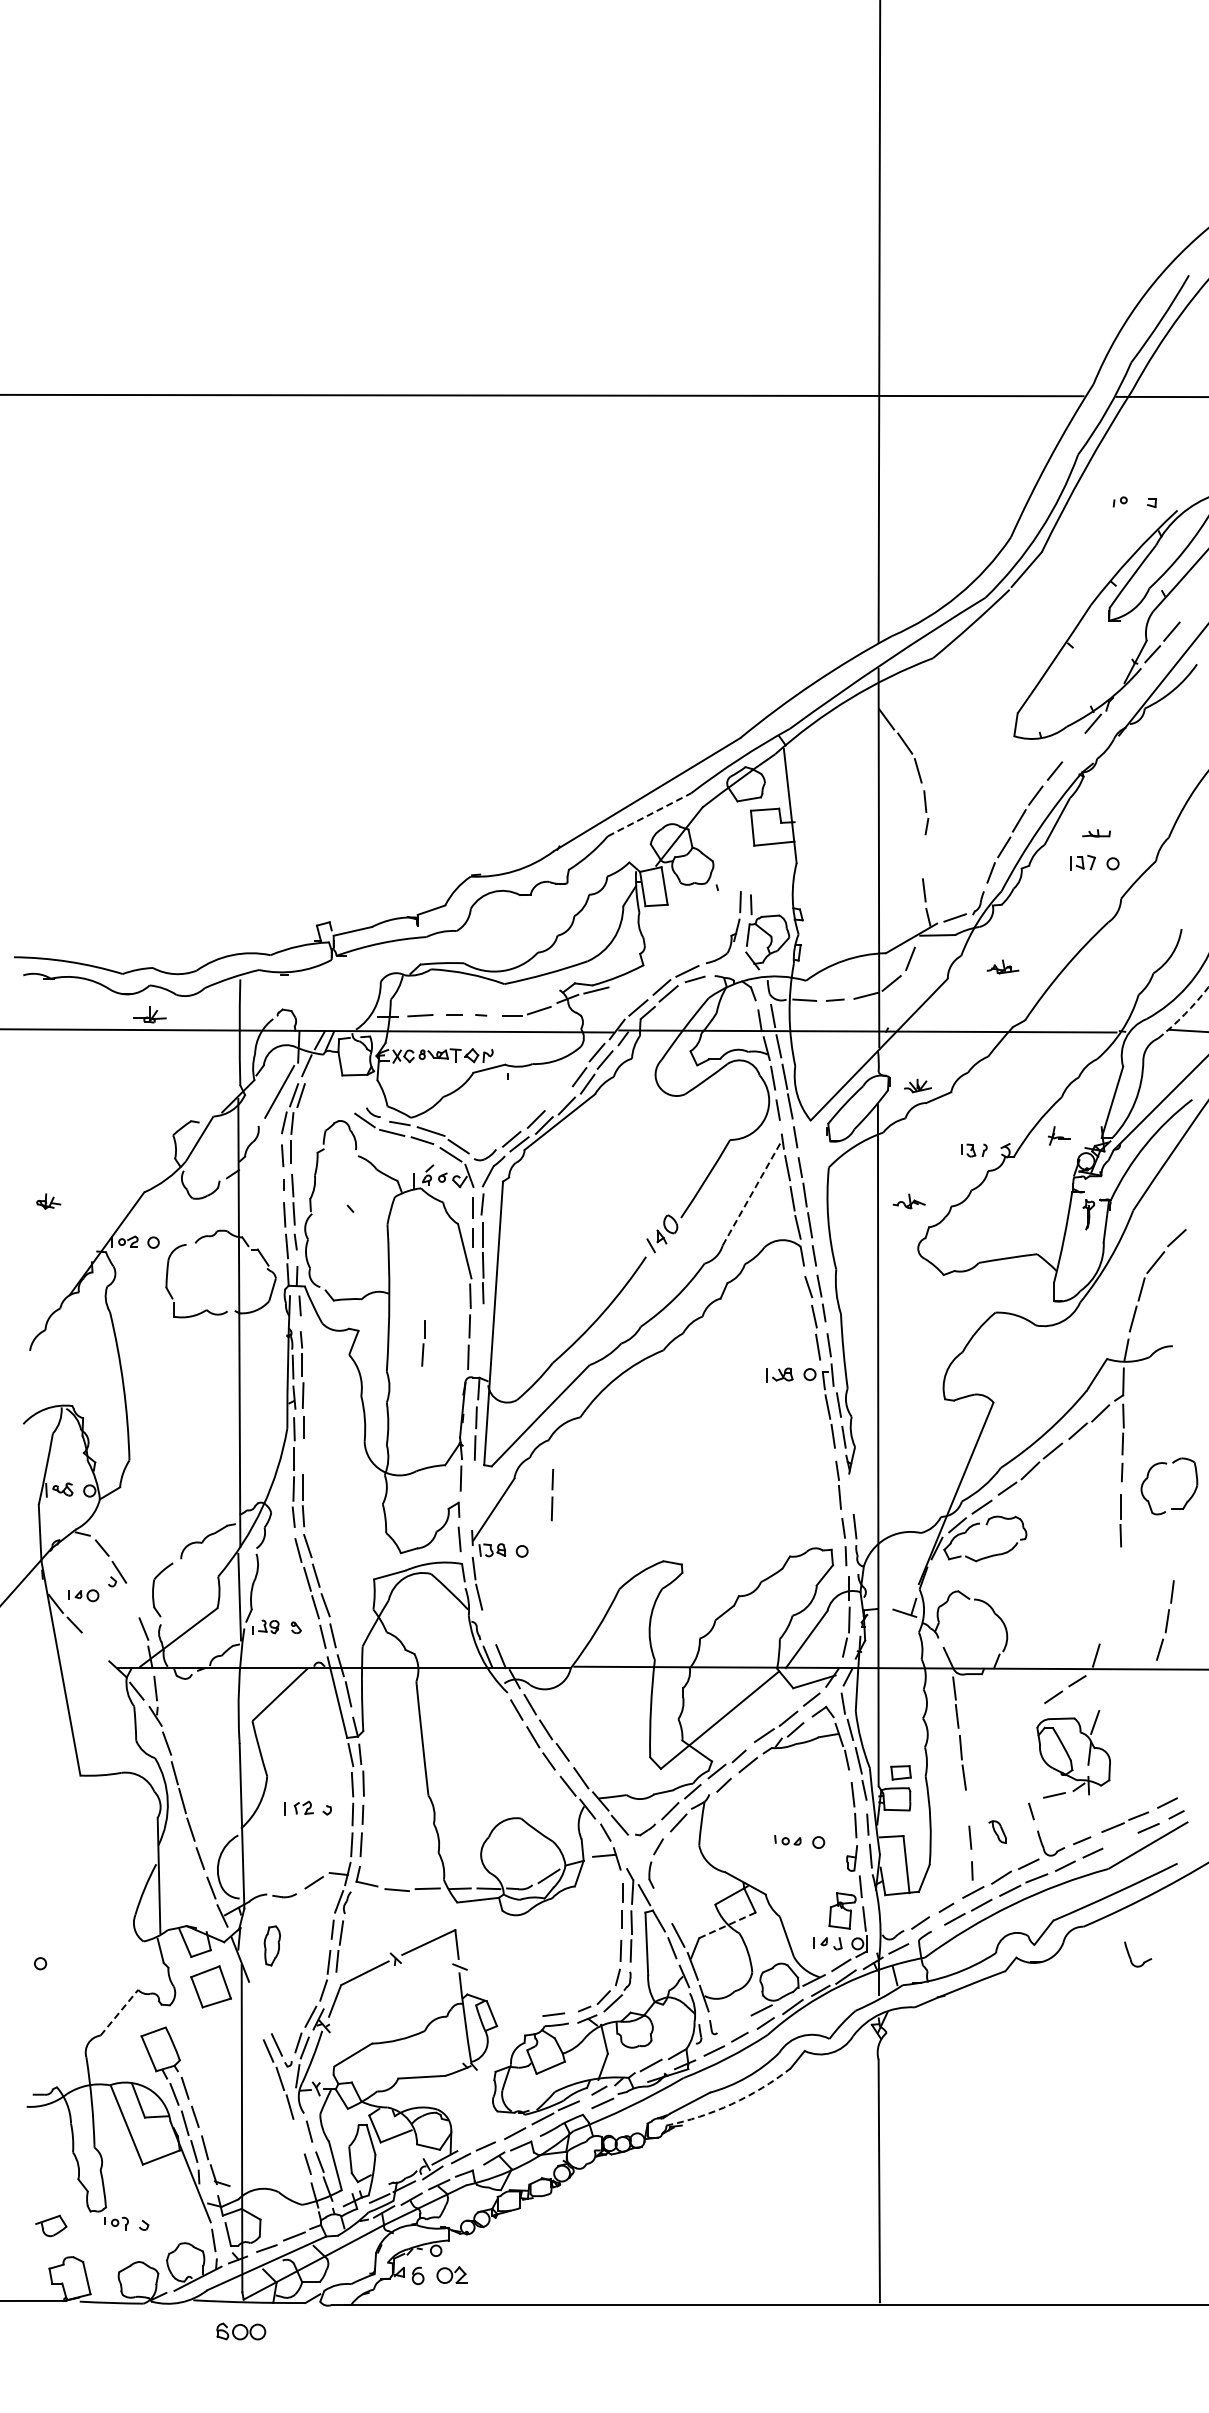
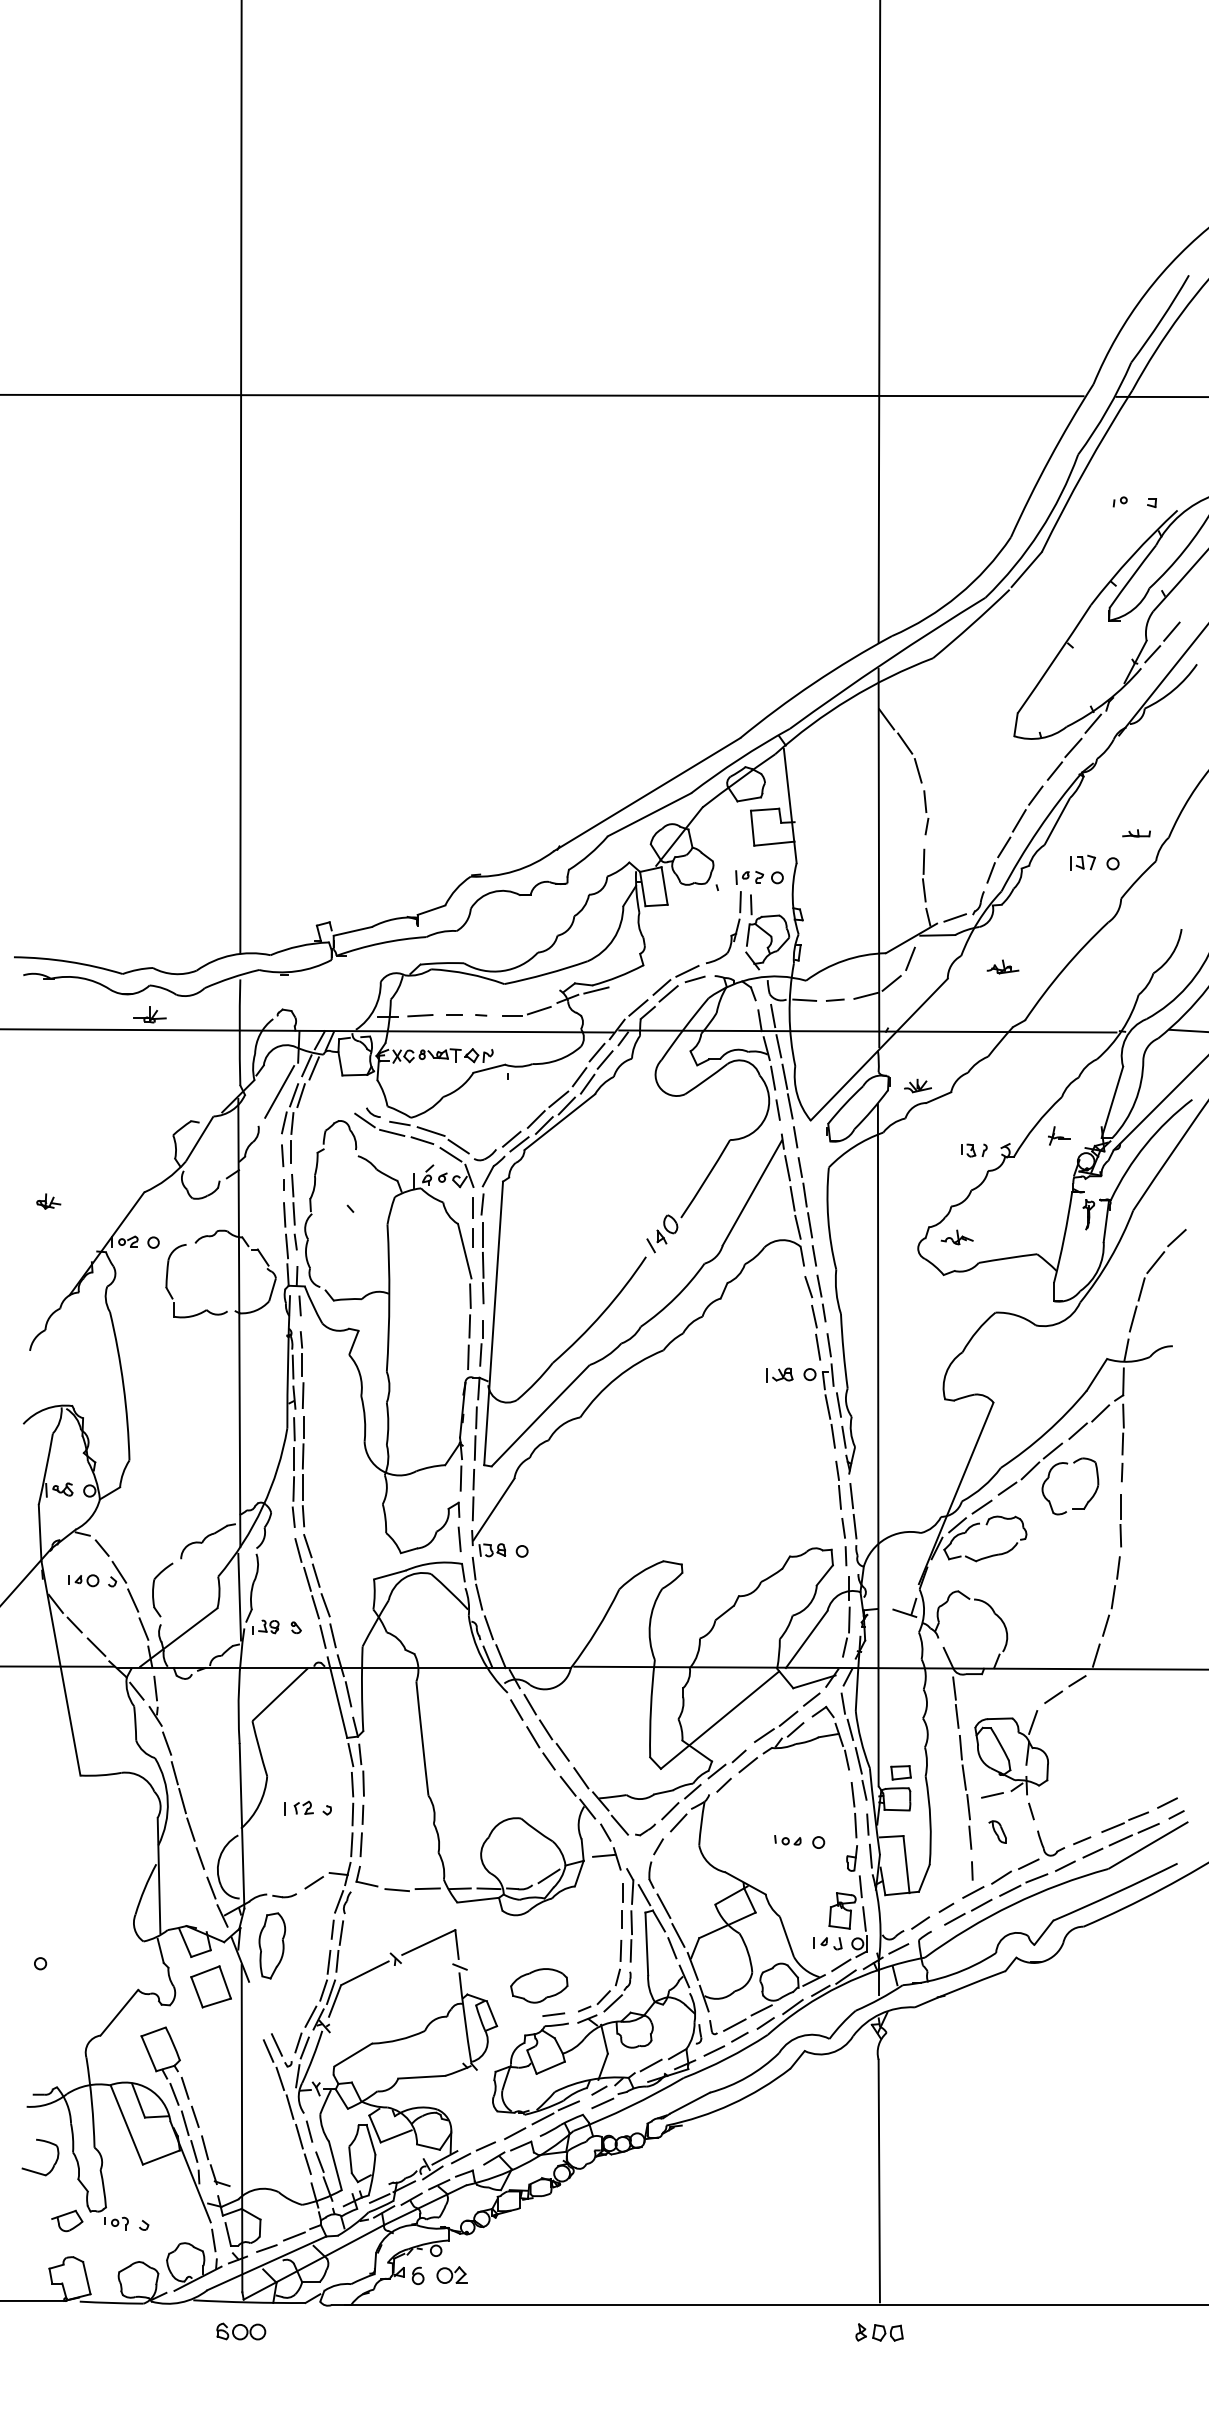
line: none -> present (240, 477)
line: none -> present (1073, 747)
line: dashed -> solid (649, 814)
part position: (1096, 833) -> (1136, 833) (1136, 833)
line: none -> present (923, 861)
part: none -> present (759, 877)
arc: dashed -> solid (1185, 1013)
line: none -> present (313, 1068)
line: none -> present (558, 1099)
line: dashed -> solid (752, 1192)
part position: (908, 1201) -> (956, 1237) (956, 1237)
line position: (423, 1343) -> (481, 1343) (481, 1343)
line: none -> present (302, 1456)
part position: (552, 1495) -> (473, 1495) (473, 1495)
line: none -> present (851, 1495)
part position: (1171, 1508) -> (1072, 1508) (1072, 1508)
part position: (83, 1595) -> (83, 1580) (83, 1580)
line: none -> present (133, 1600)
part position: (1165, 1620) -> (1111, 1596) (1111, 1596)
line: none -> present (488, 1627)
line: none -> present (96, 1646)
line: none -> present (58, 1666)
part position: (1073, 1754) -> (1011, 1754) (1011, 1754)
line: none -> present (968, 1807)
line: none -> present (1120, 1840)
line: none -> present (663, 1906)
line: dashed -> solid (727, 1925)
part size: 18x42 px -> 29x68 px (272, 1945)
part: present -> none (1130, 1955)
part: none -> present (539, 1985)
line: none -> present (331, 1992)
line: dashed -> solid (119, 2012)
line: none -> present (734, 2024)
arc: dashed -> solid (731, 2104)
line: none -> present (299, 2136)
part: none -> present (36, 2171)
part position: (51, 2225) -> (67, 2220) (67, 2220)
part: none -> present (879, 2332)
